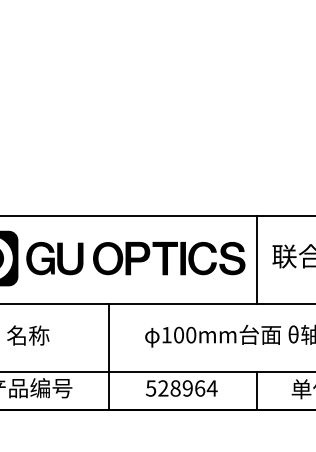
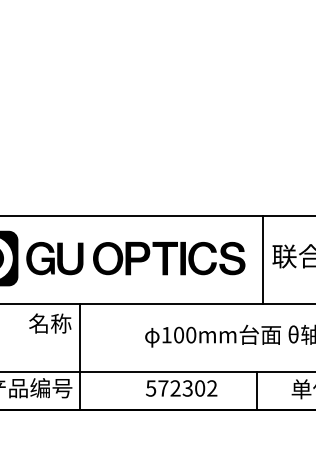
line position: (257, 259) -> (263, 259) (263, 259)
text position: (28, 335) -> (50, 323) (50, 323)
line position: (109, 356) -> (80, 356) (80, 356)
text: 528964 -> 572302 (187, 388)
